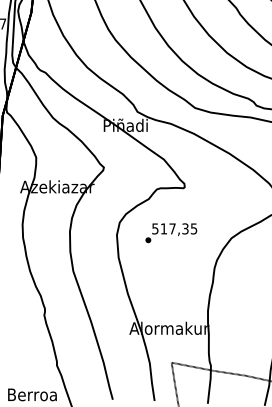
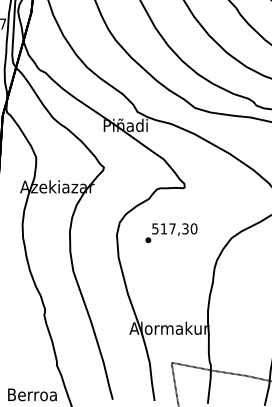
text: 517,35 -> 517,30 (193, 228)
